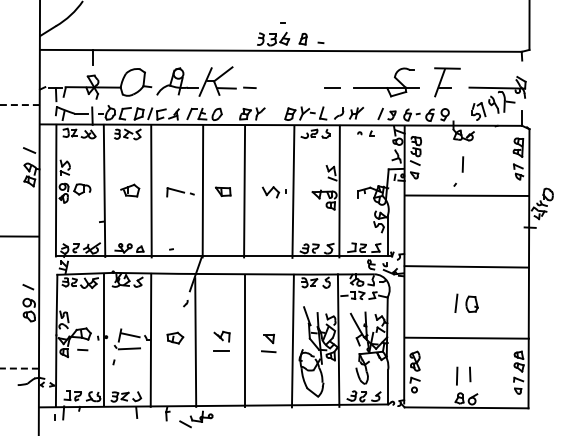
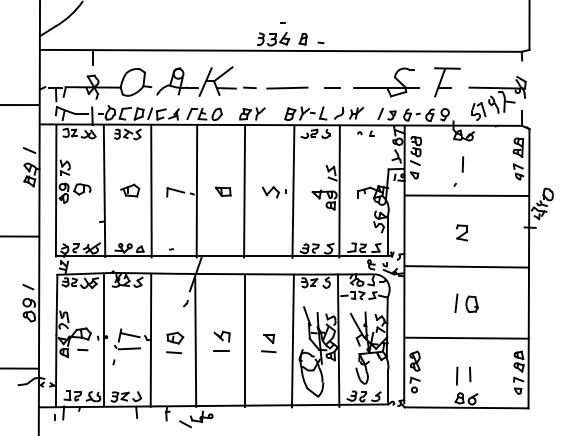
line: none -> present (287, 87)
line: dashed -> solid (20, 105)
line position: (202, 191) -> (196, 191) (196, 191)
part: none -> present (461, 232)
line: none -> present (174, 352)
line: dashed -> solid (20, 368)
